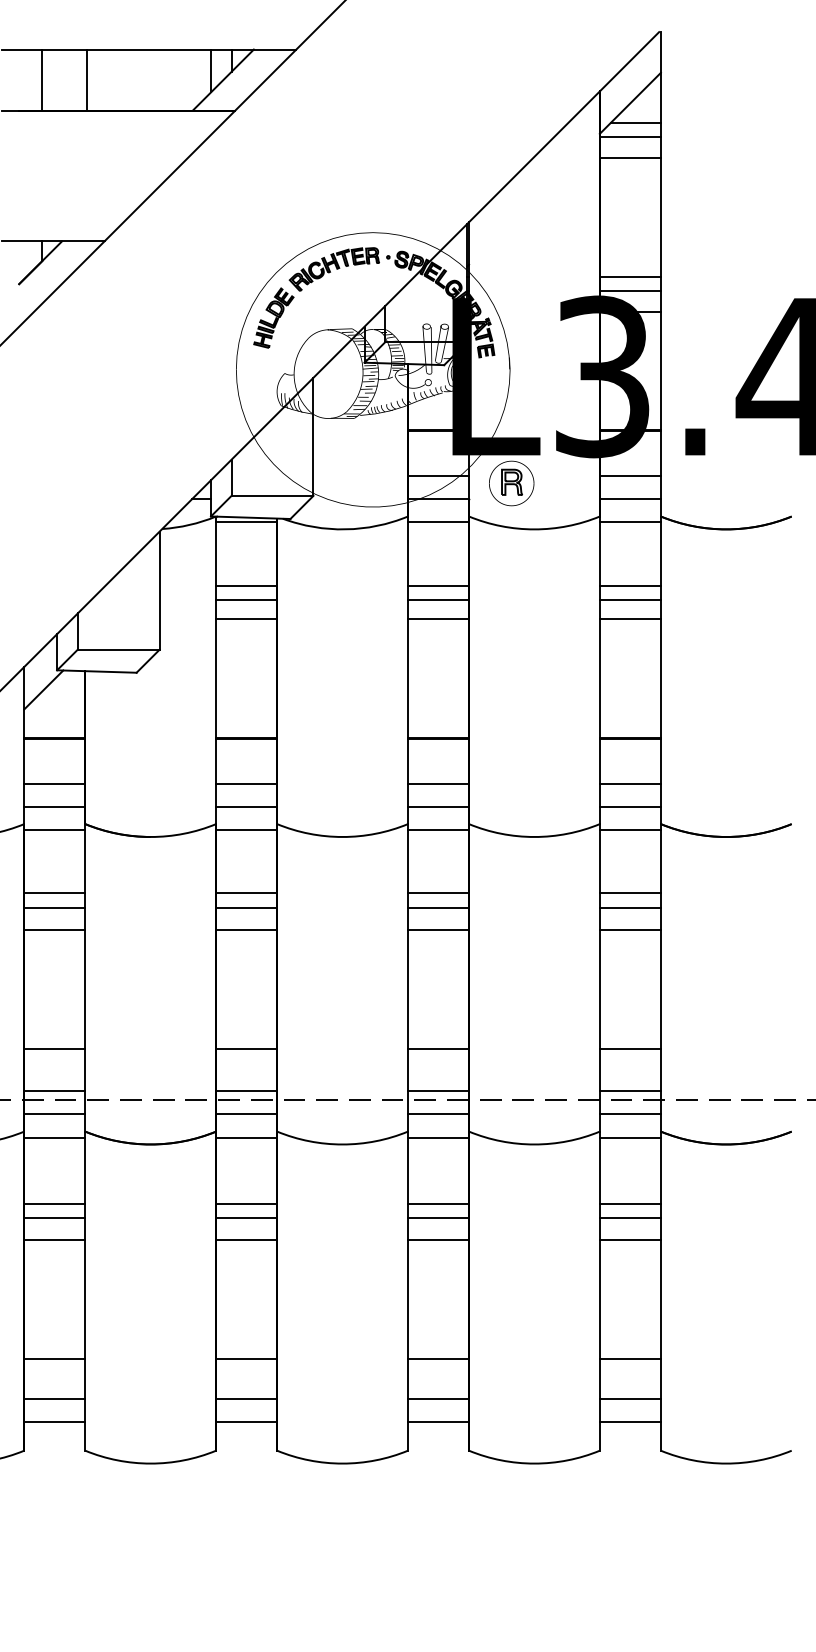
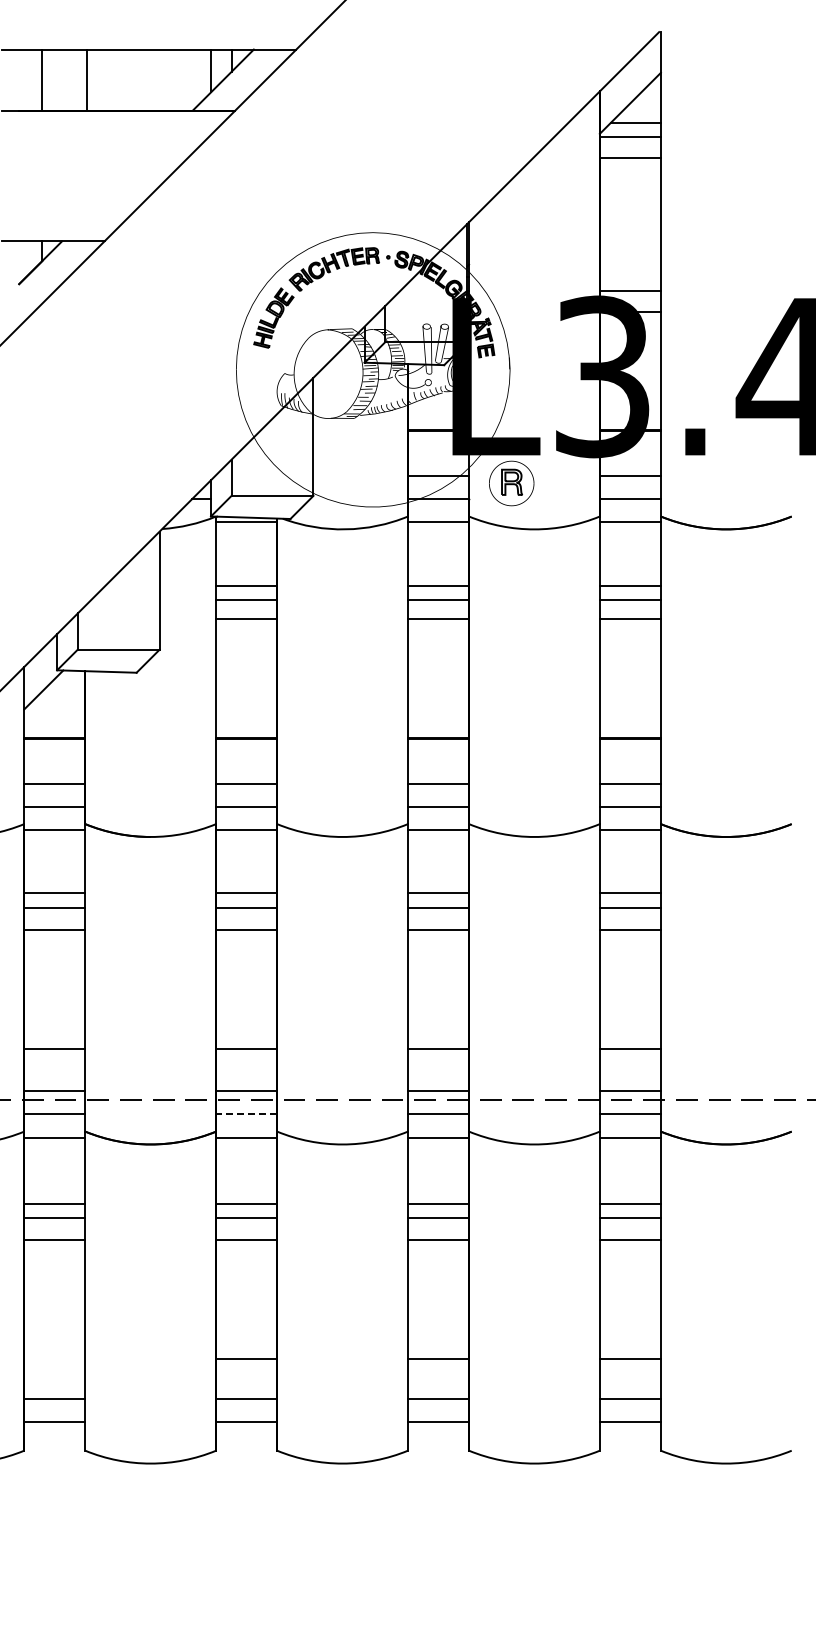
line: present -> none (629, 276)
line: solid -> dashed (246, 1114)
line: present -> none (54, 1359)
